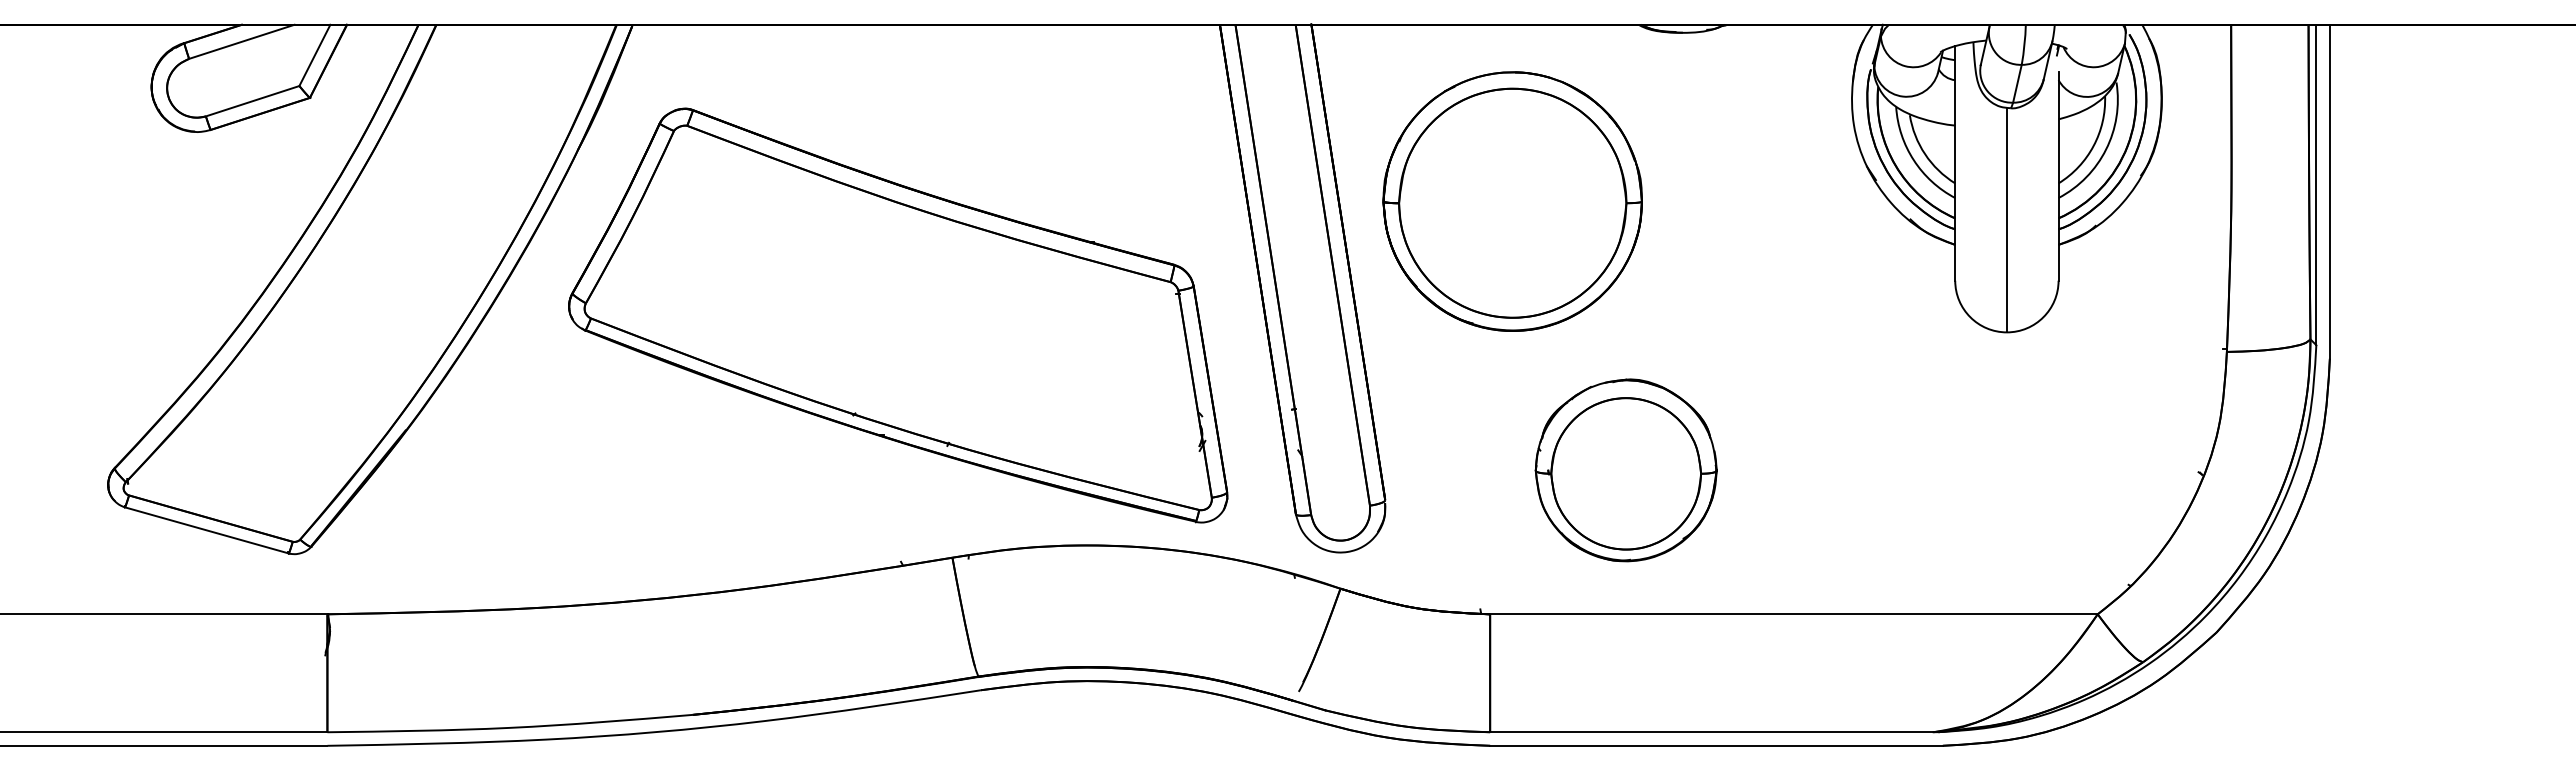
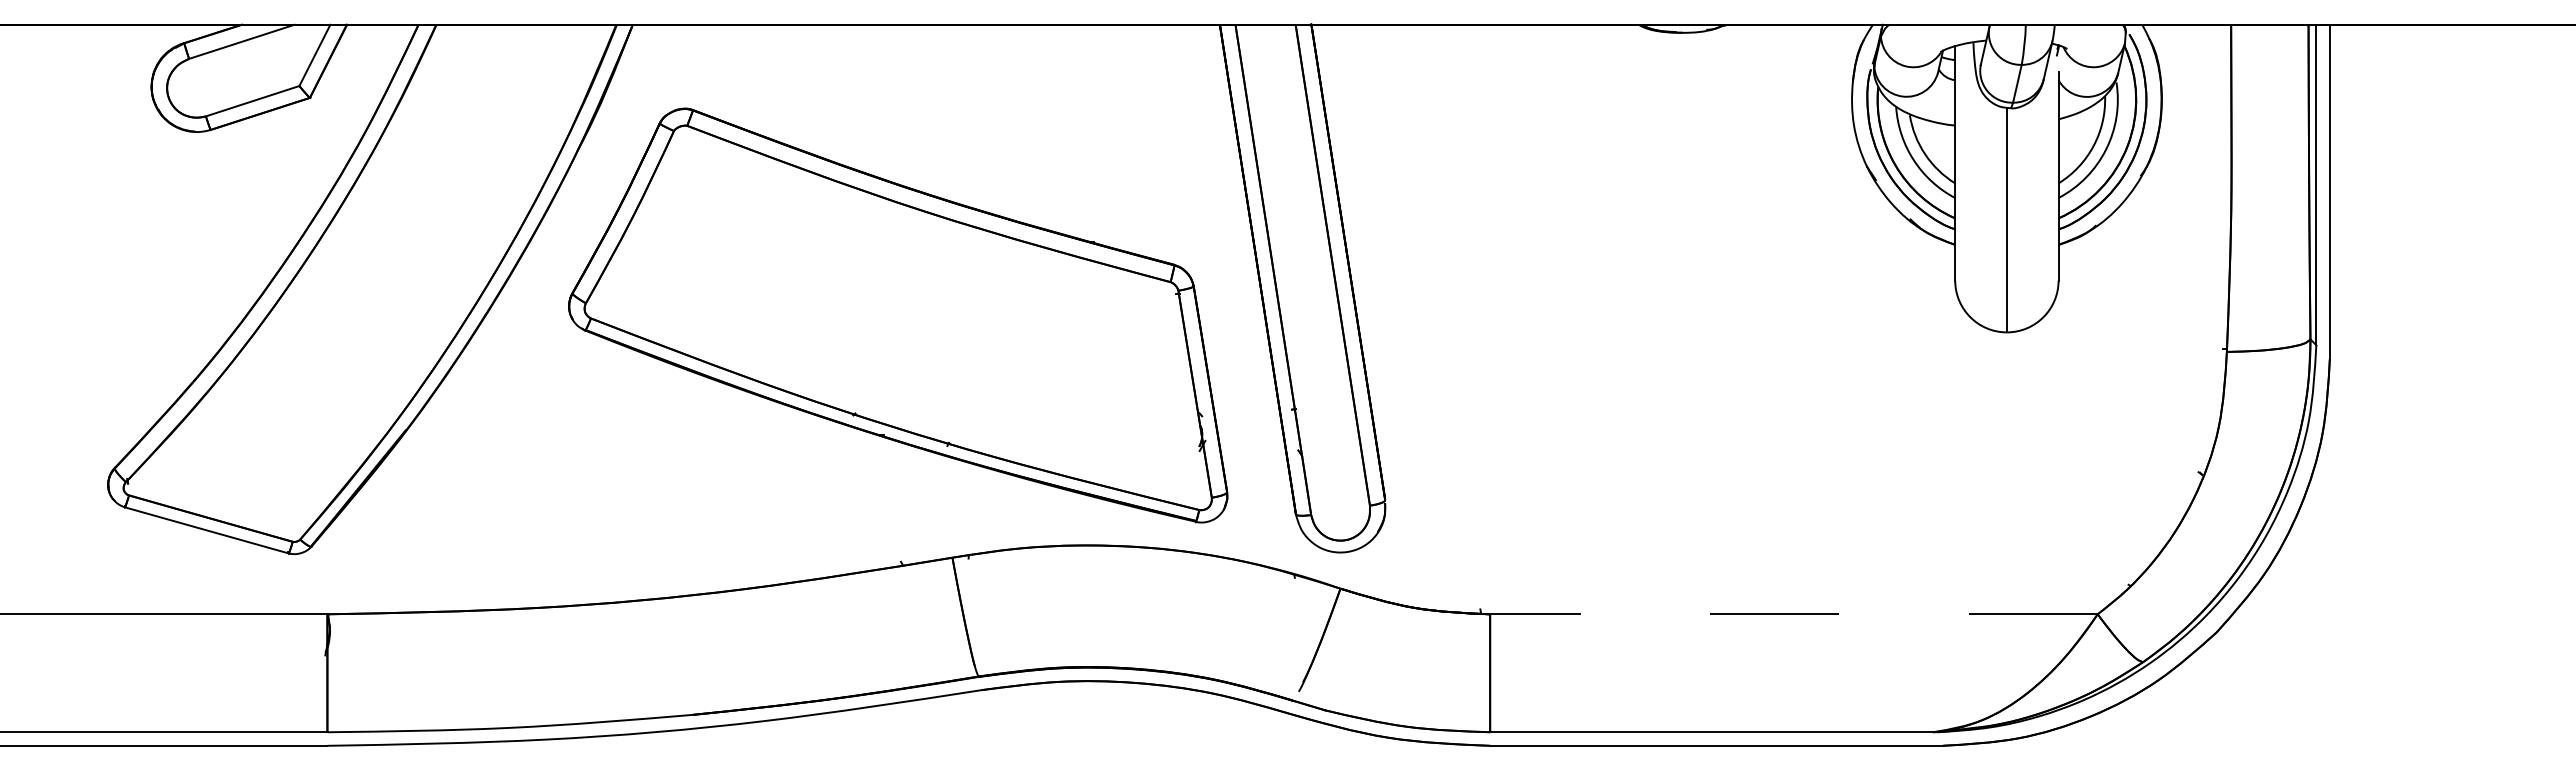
part: present -> none (1512, 201)
part: present -> none (1625, 470)
line: solid -> dashed (1793, 614)
